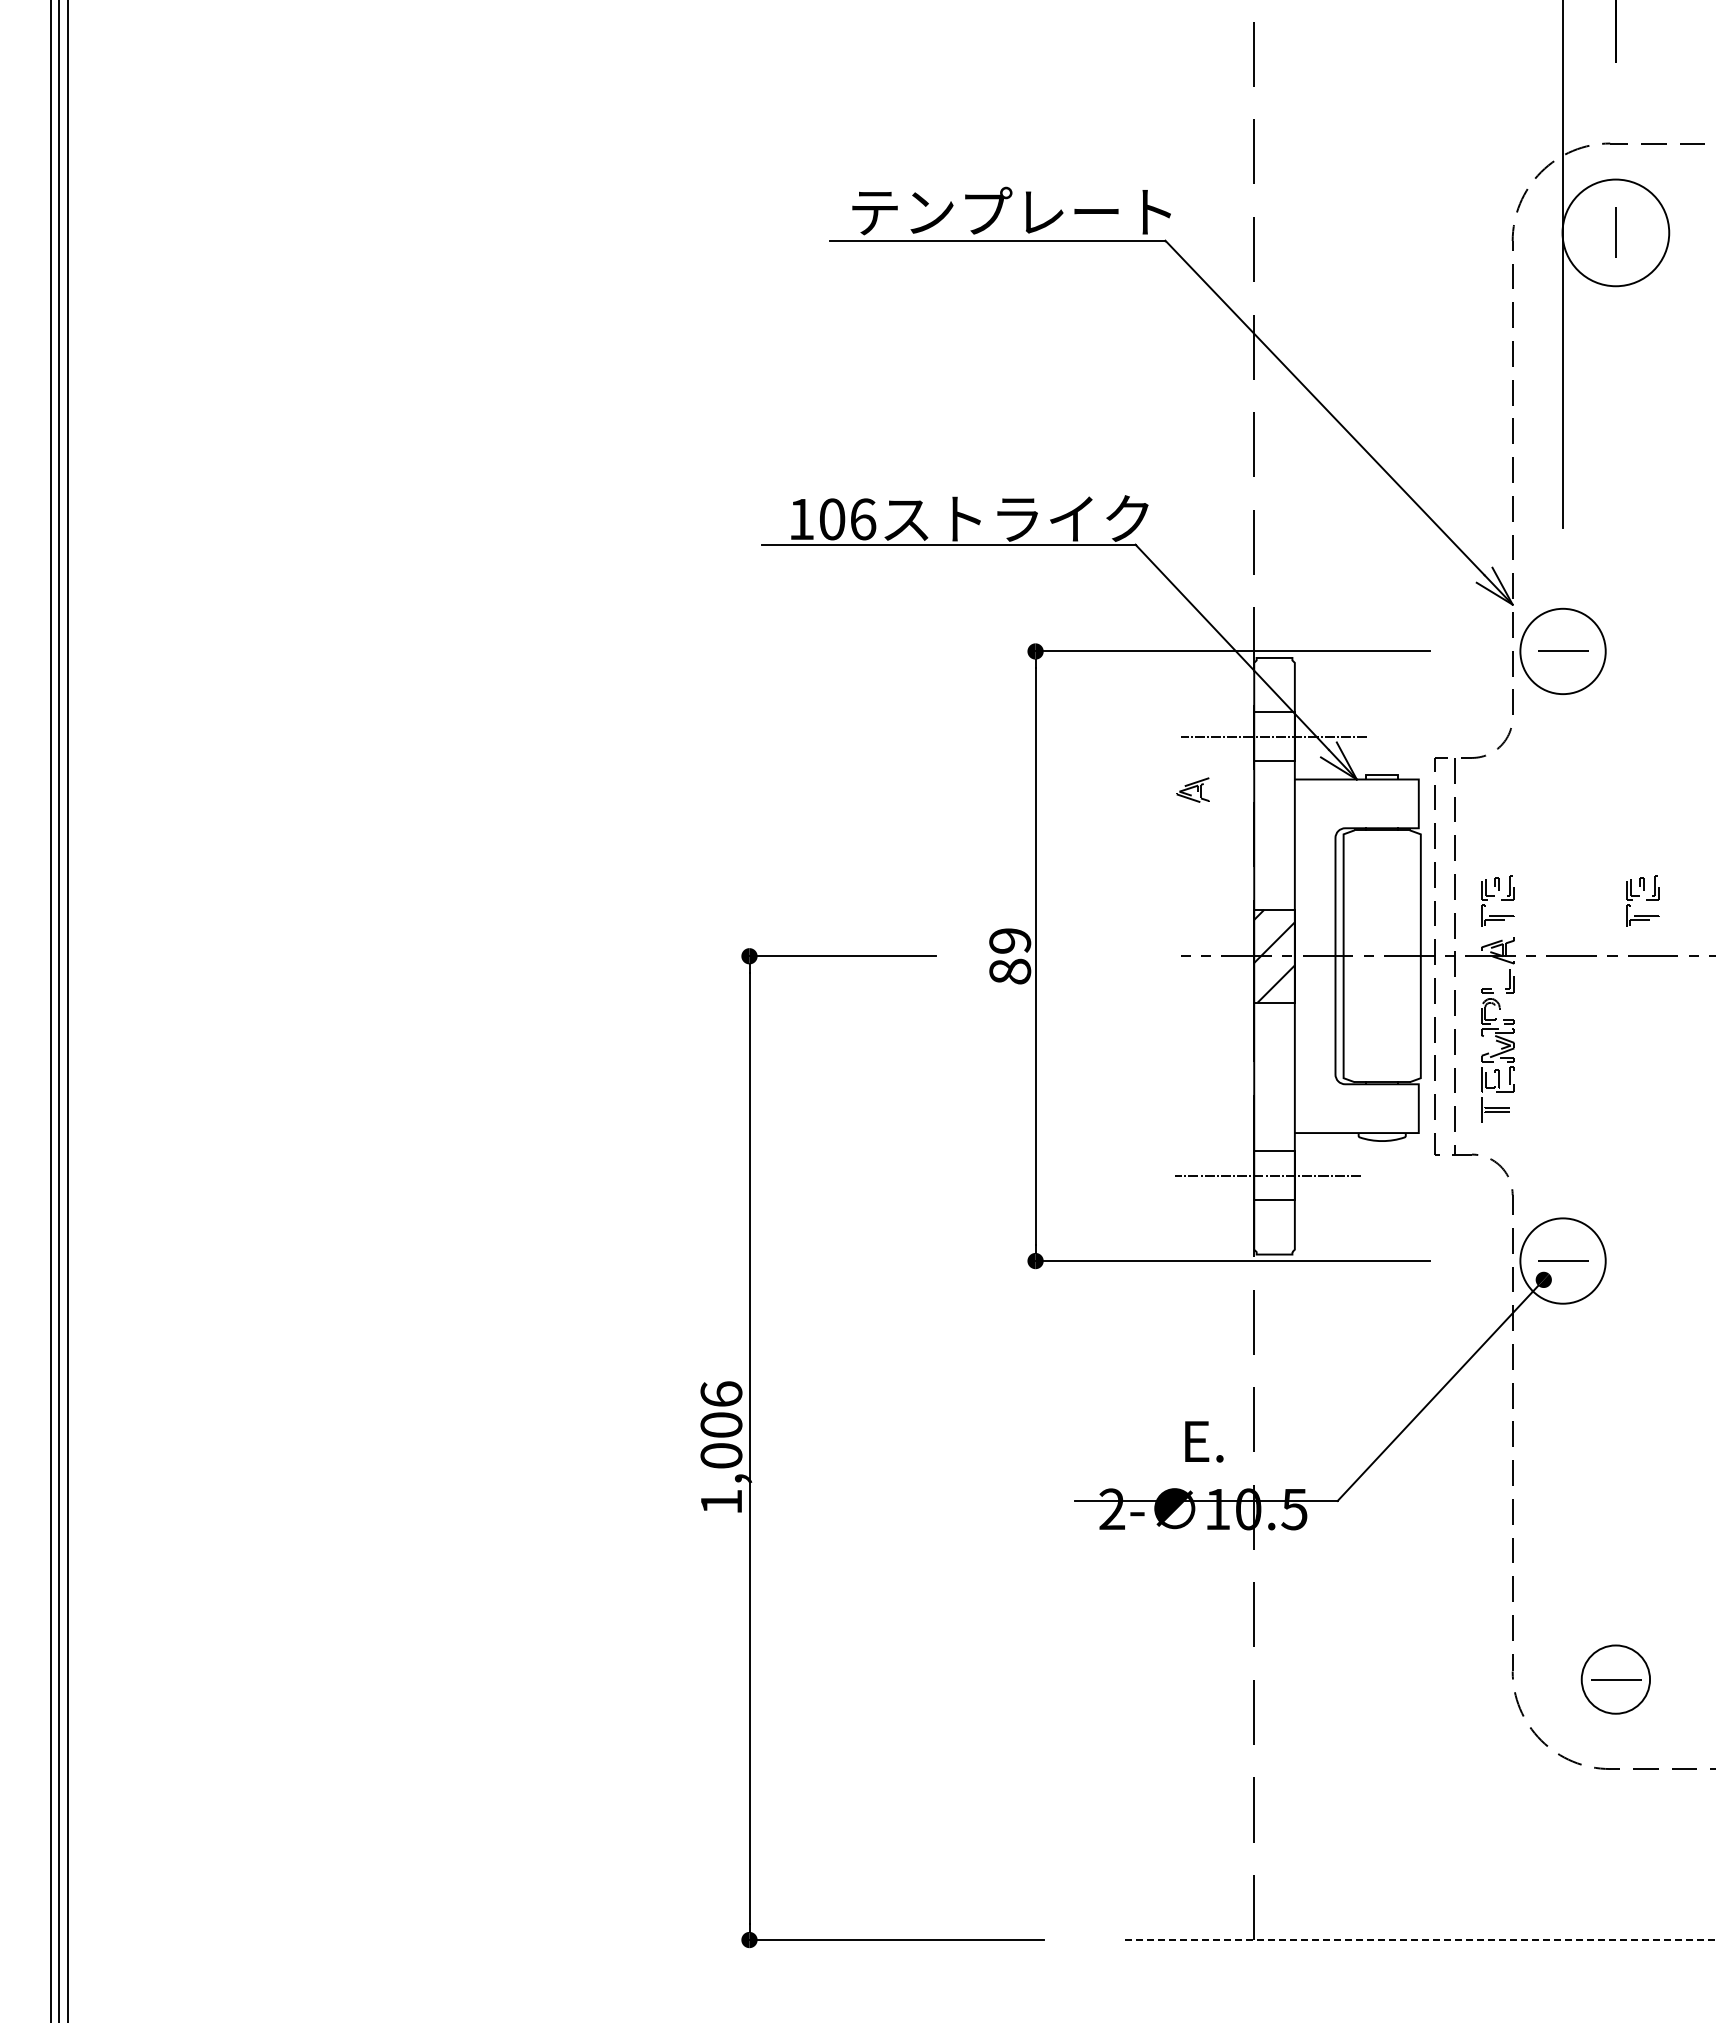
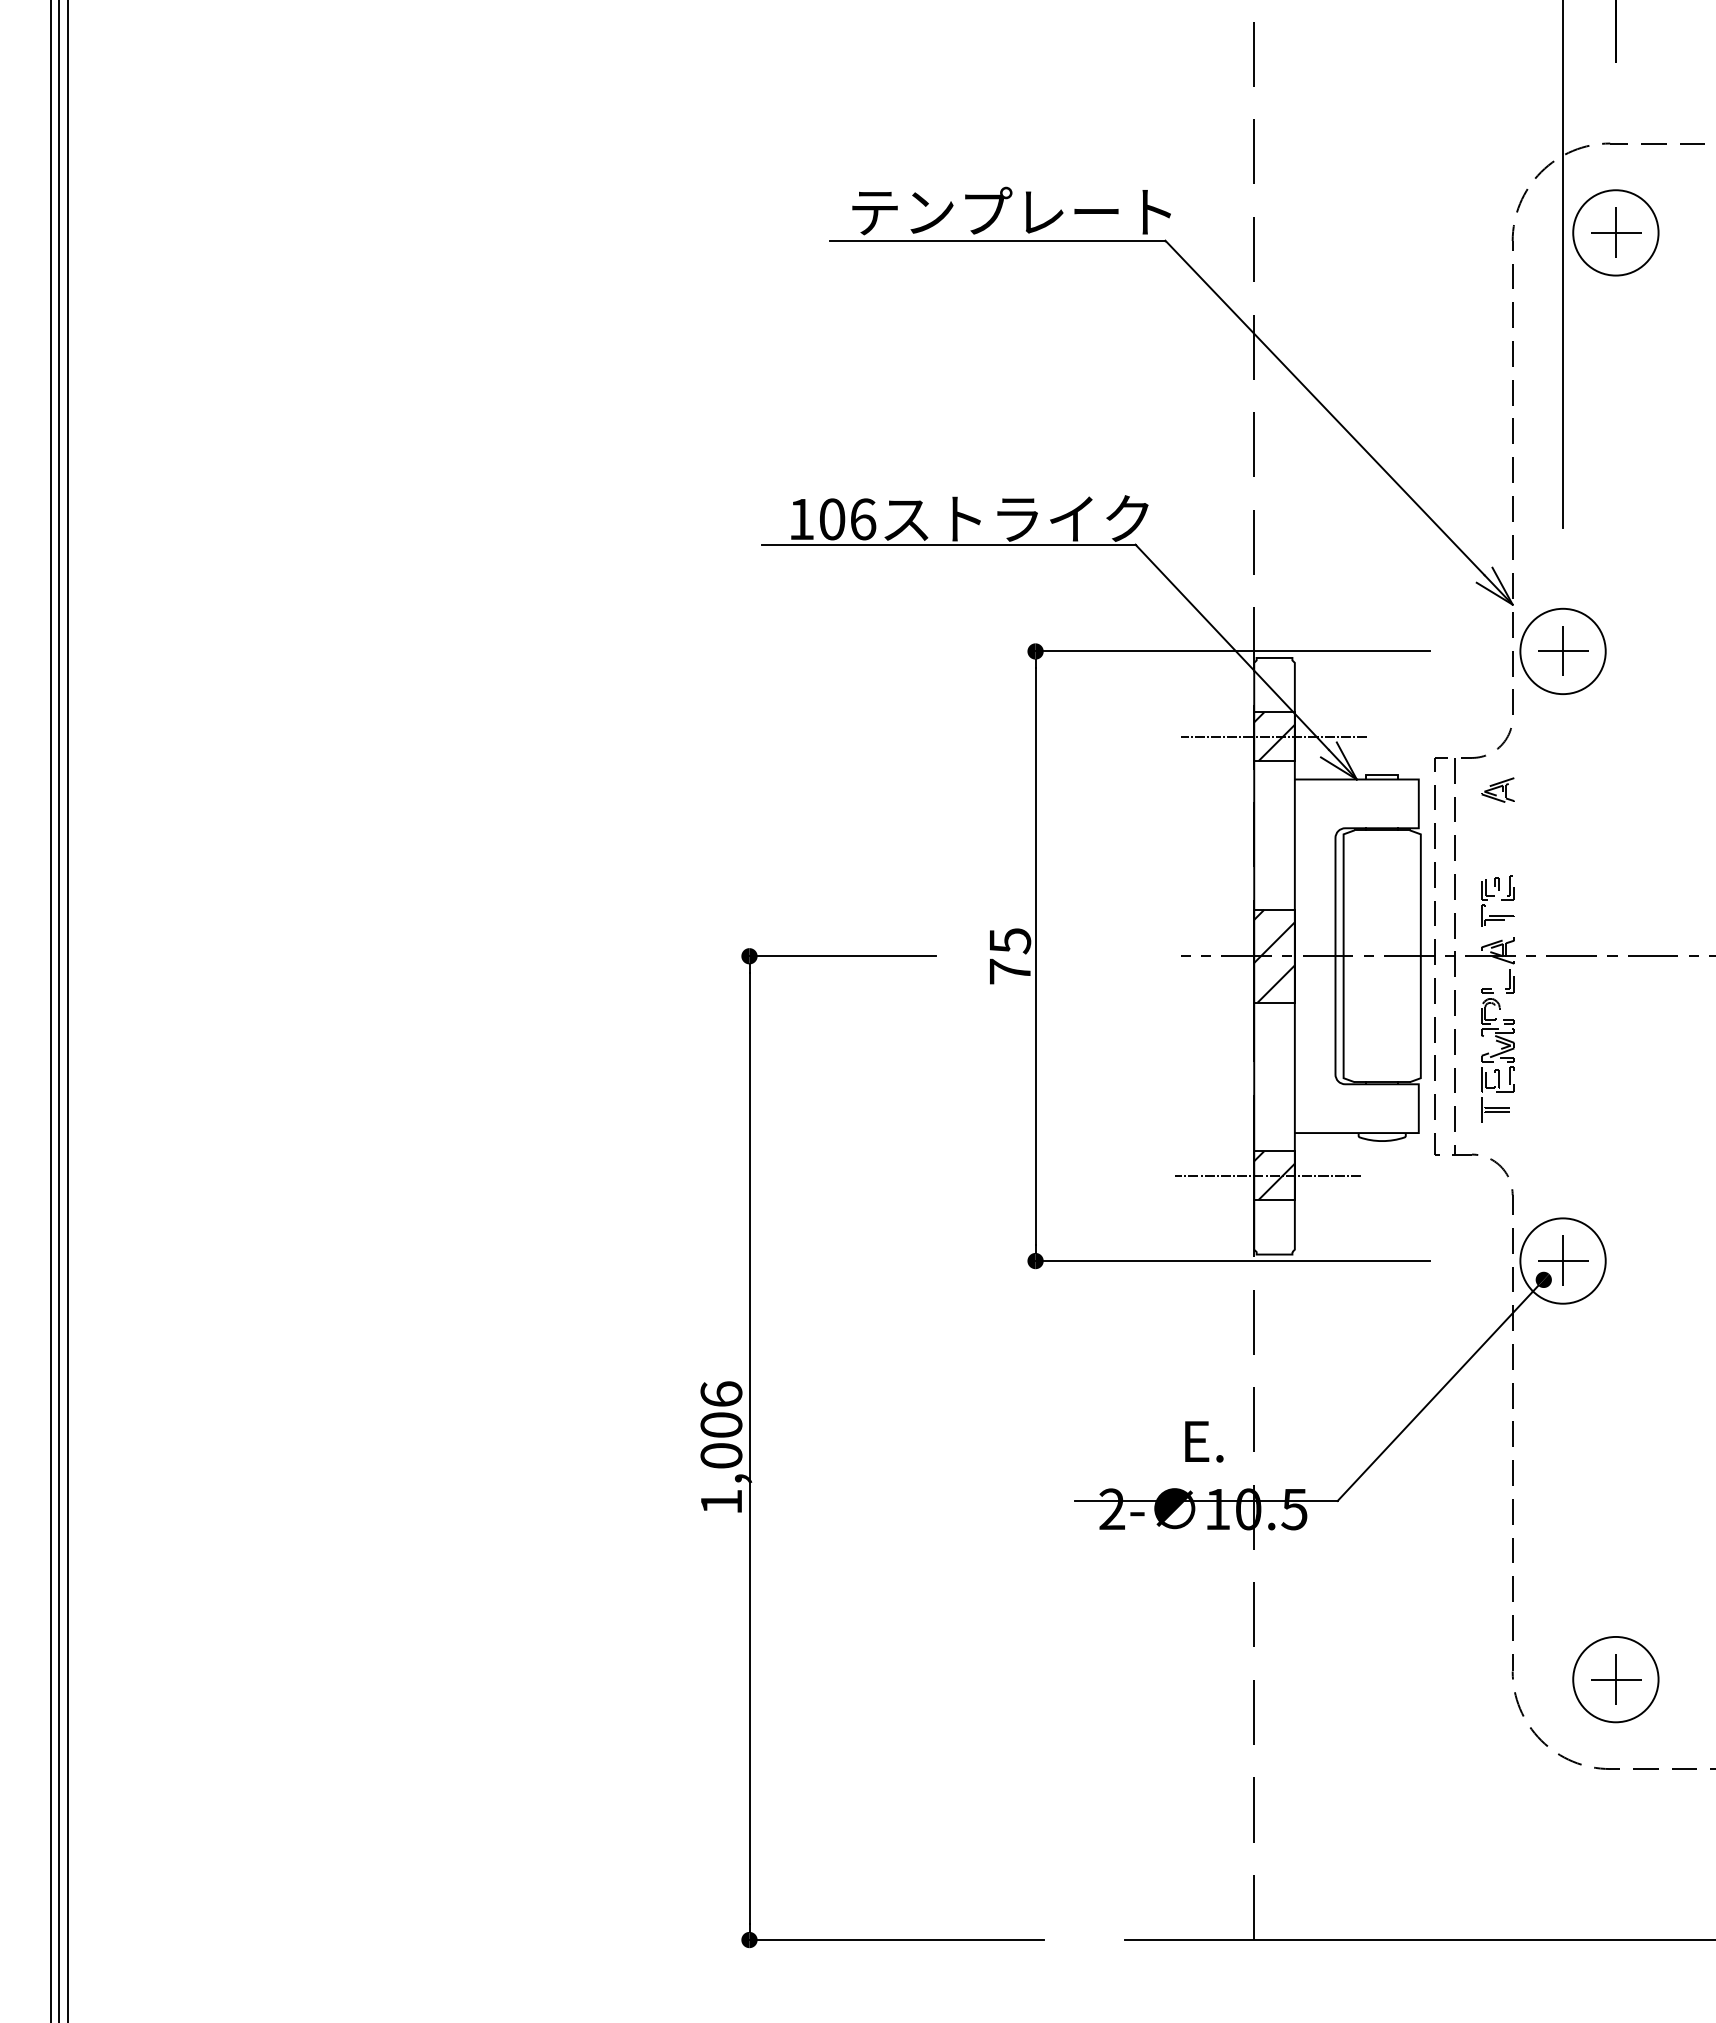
circle diameter: 107 px -> 85 px (1615, 232)
line: none -> present (1615, 232)
line: none -> present (1563, 651)
hatch: none -> present (1274, 736)
part position: (1192, 789) -> (1497, 789) (1497, 789)
part: present -> none (1642, 900)
text: 89 -> 75 (1010, 956)
hatch: none -> present (1274, 1175)
line: none -> present (1563, 1260)
circle diameter: 68 px -> 85 px (1615, 1679)
line: none -> present (1615, 1679)
line: dashed -> solid (1420, 1940)
